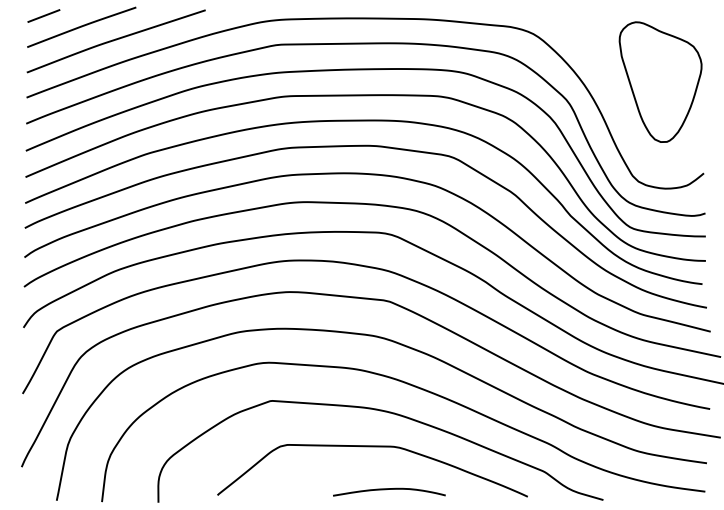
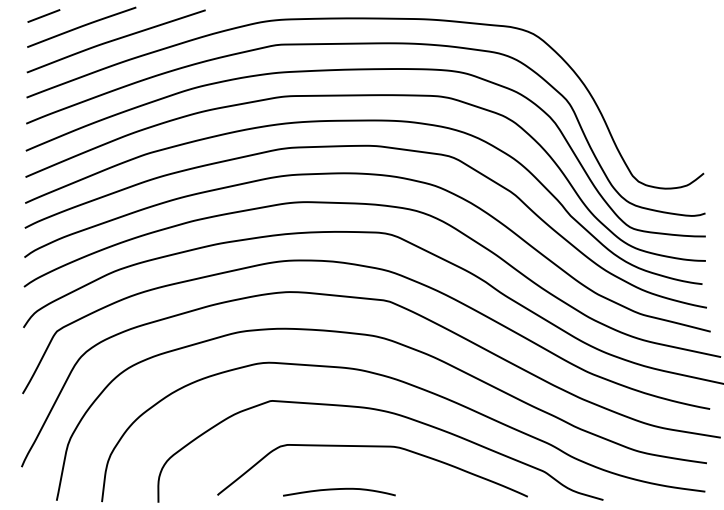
part: present -> none (660, 81)
curve position: (389, 489) -> (339, 489) (339, 489)
